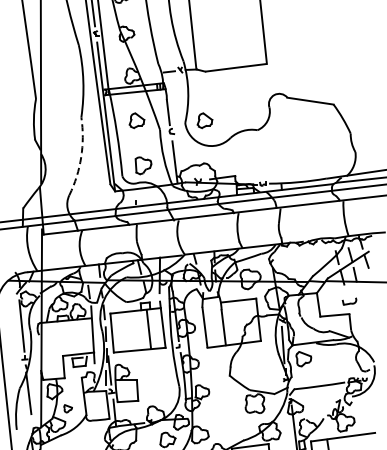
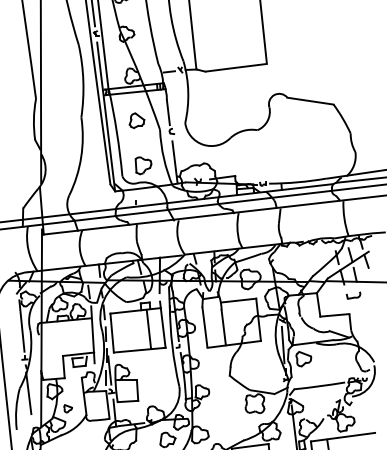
part: present -> none (204, 120)
arc: dashed -> solid (81, 157)
part position: (349, 301) -> (353, 295) (353, 295)
